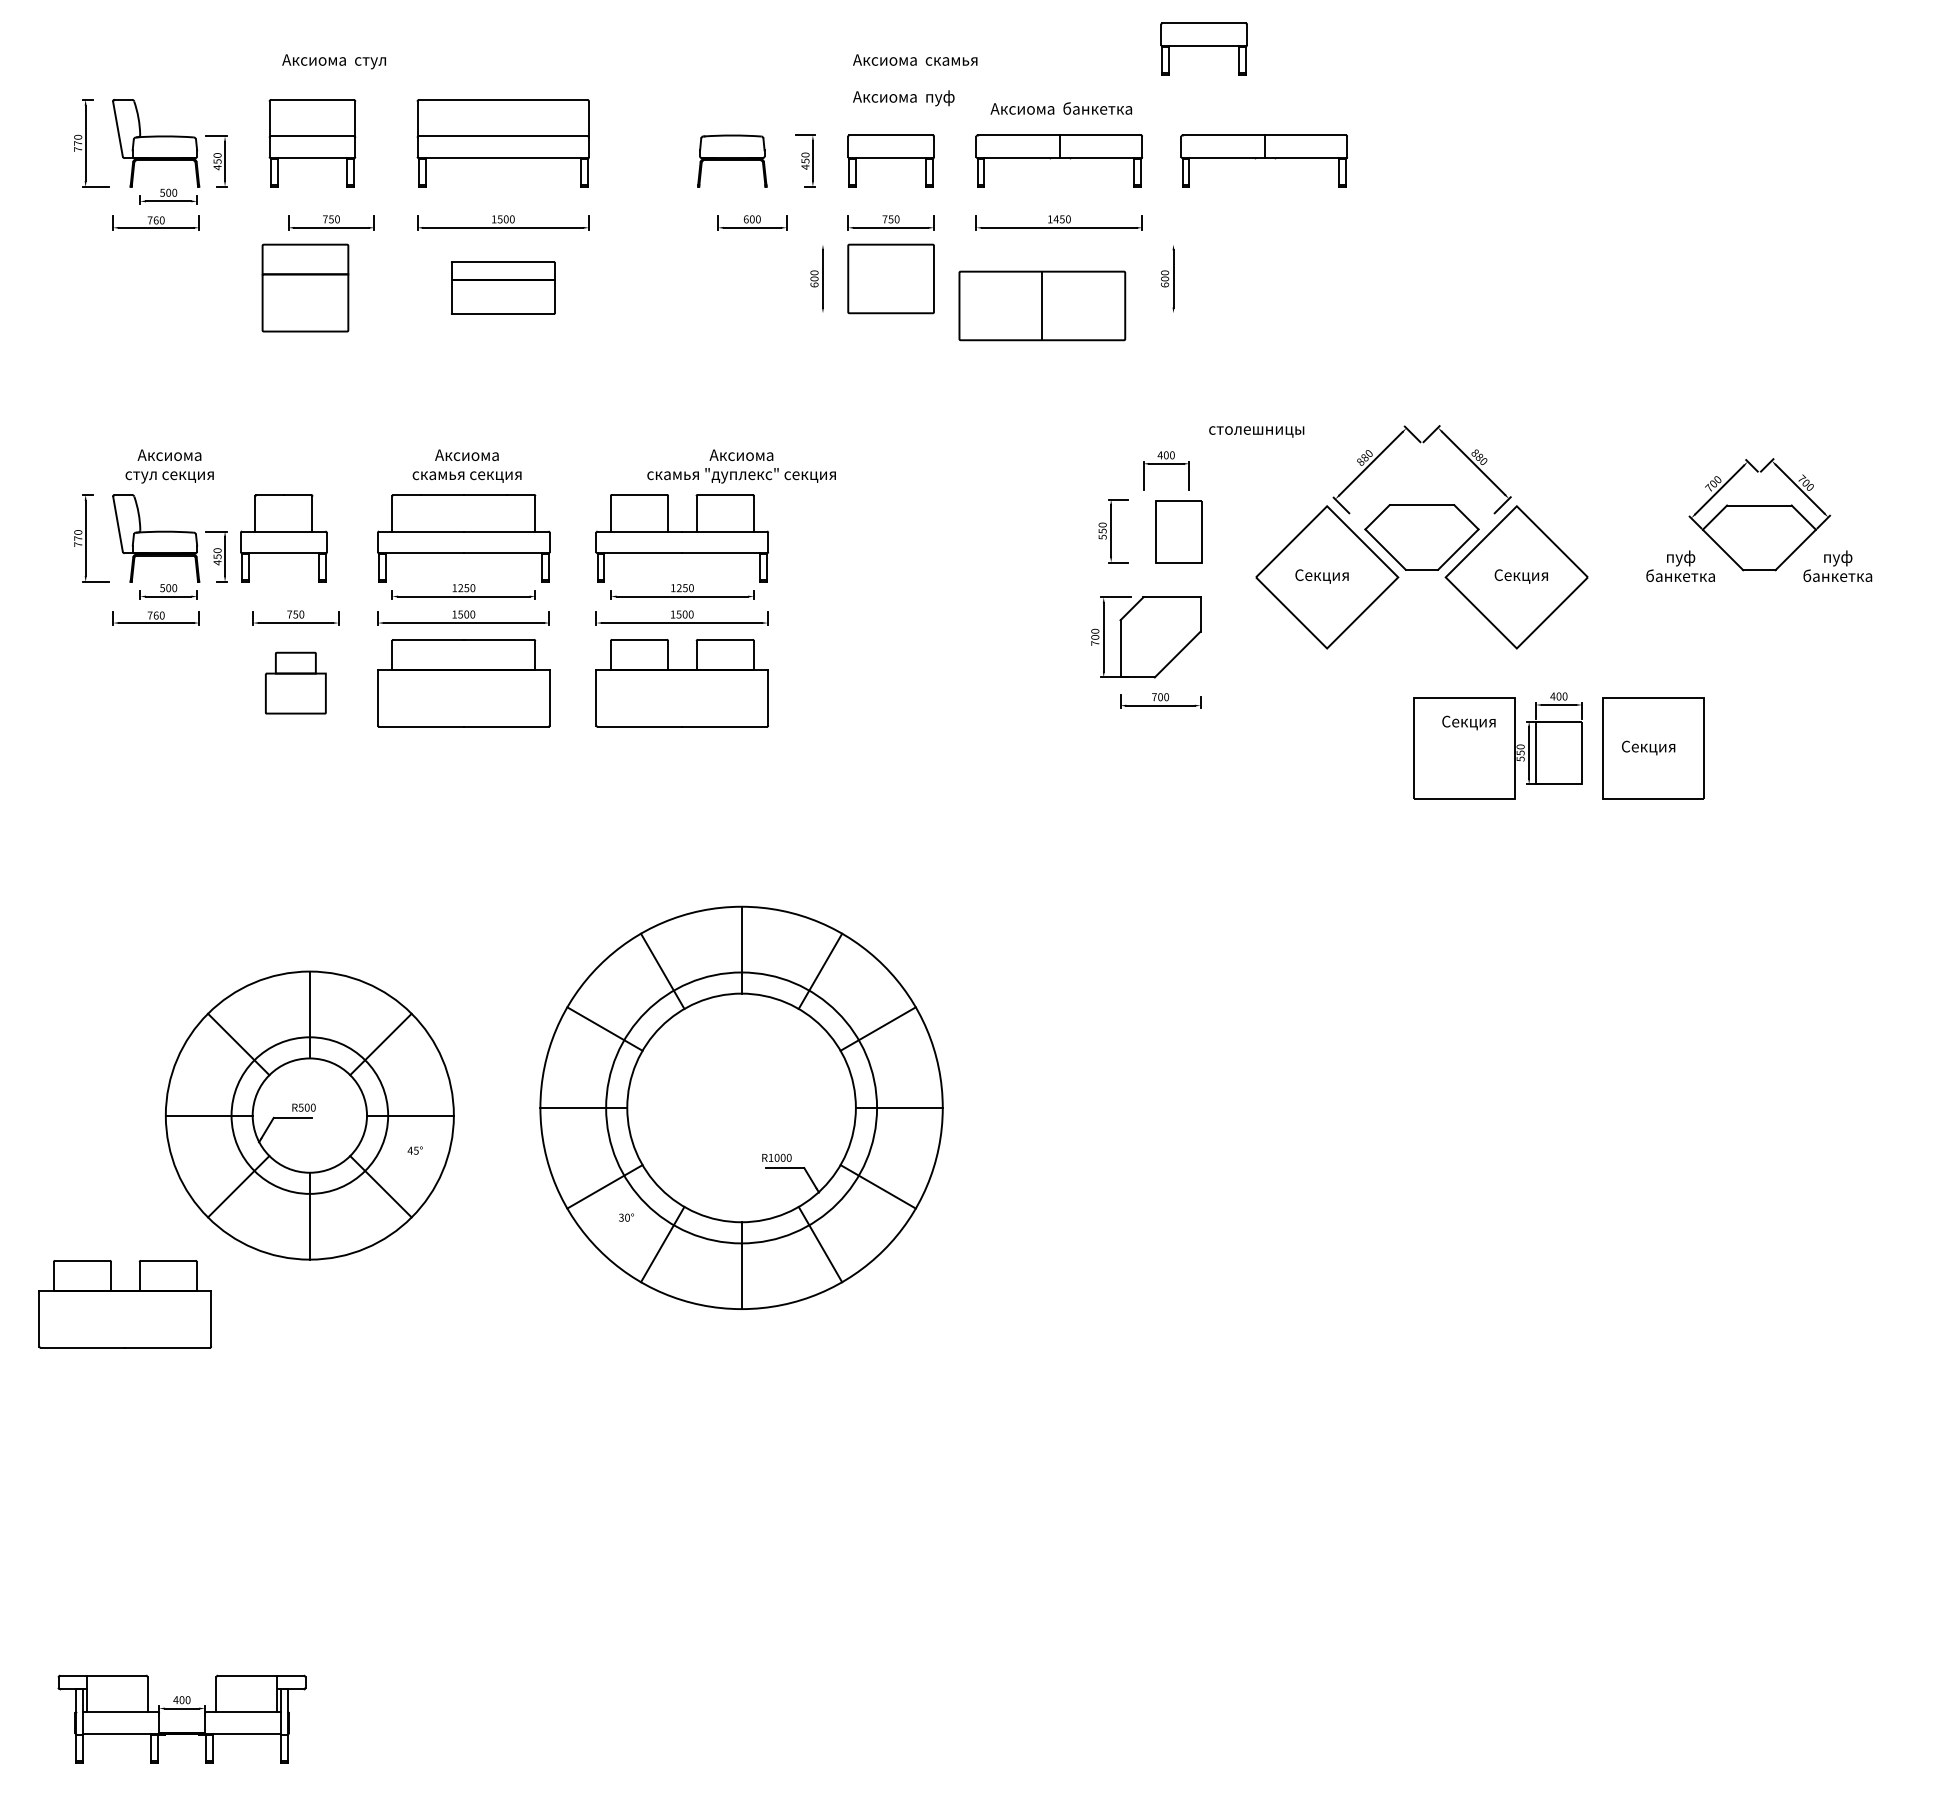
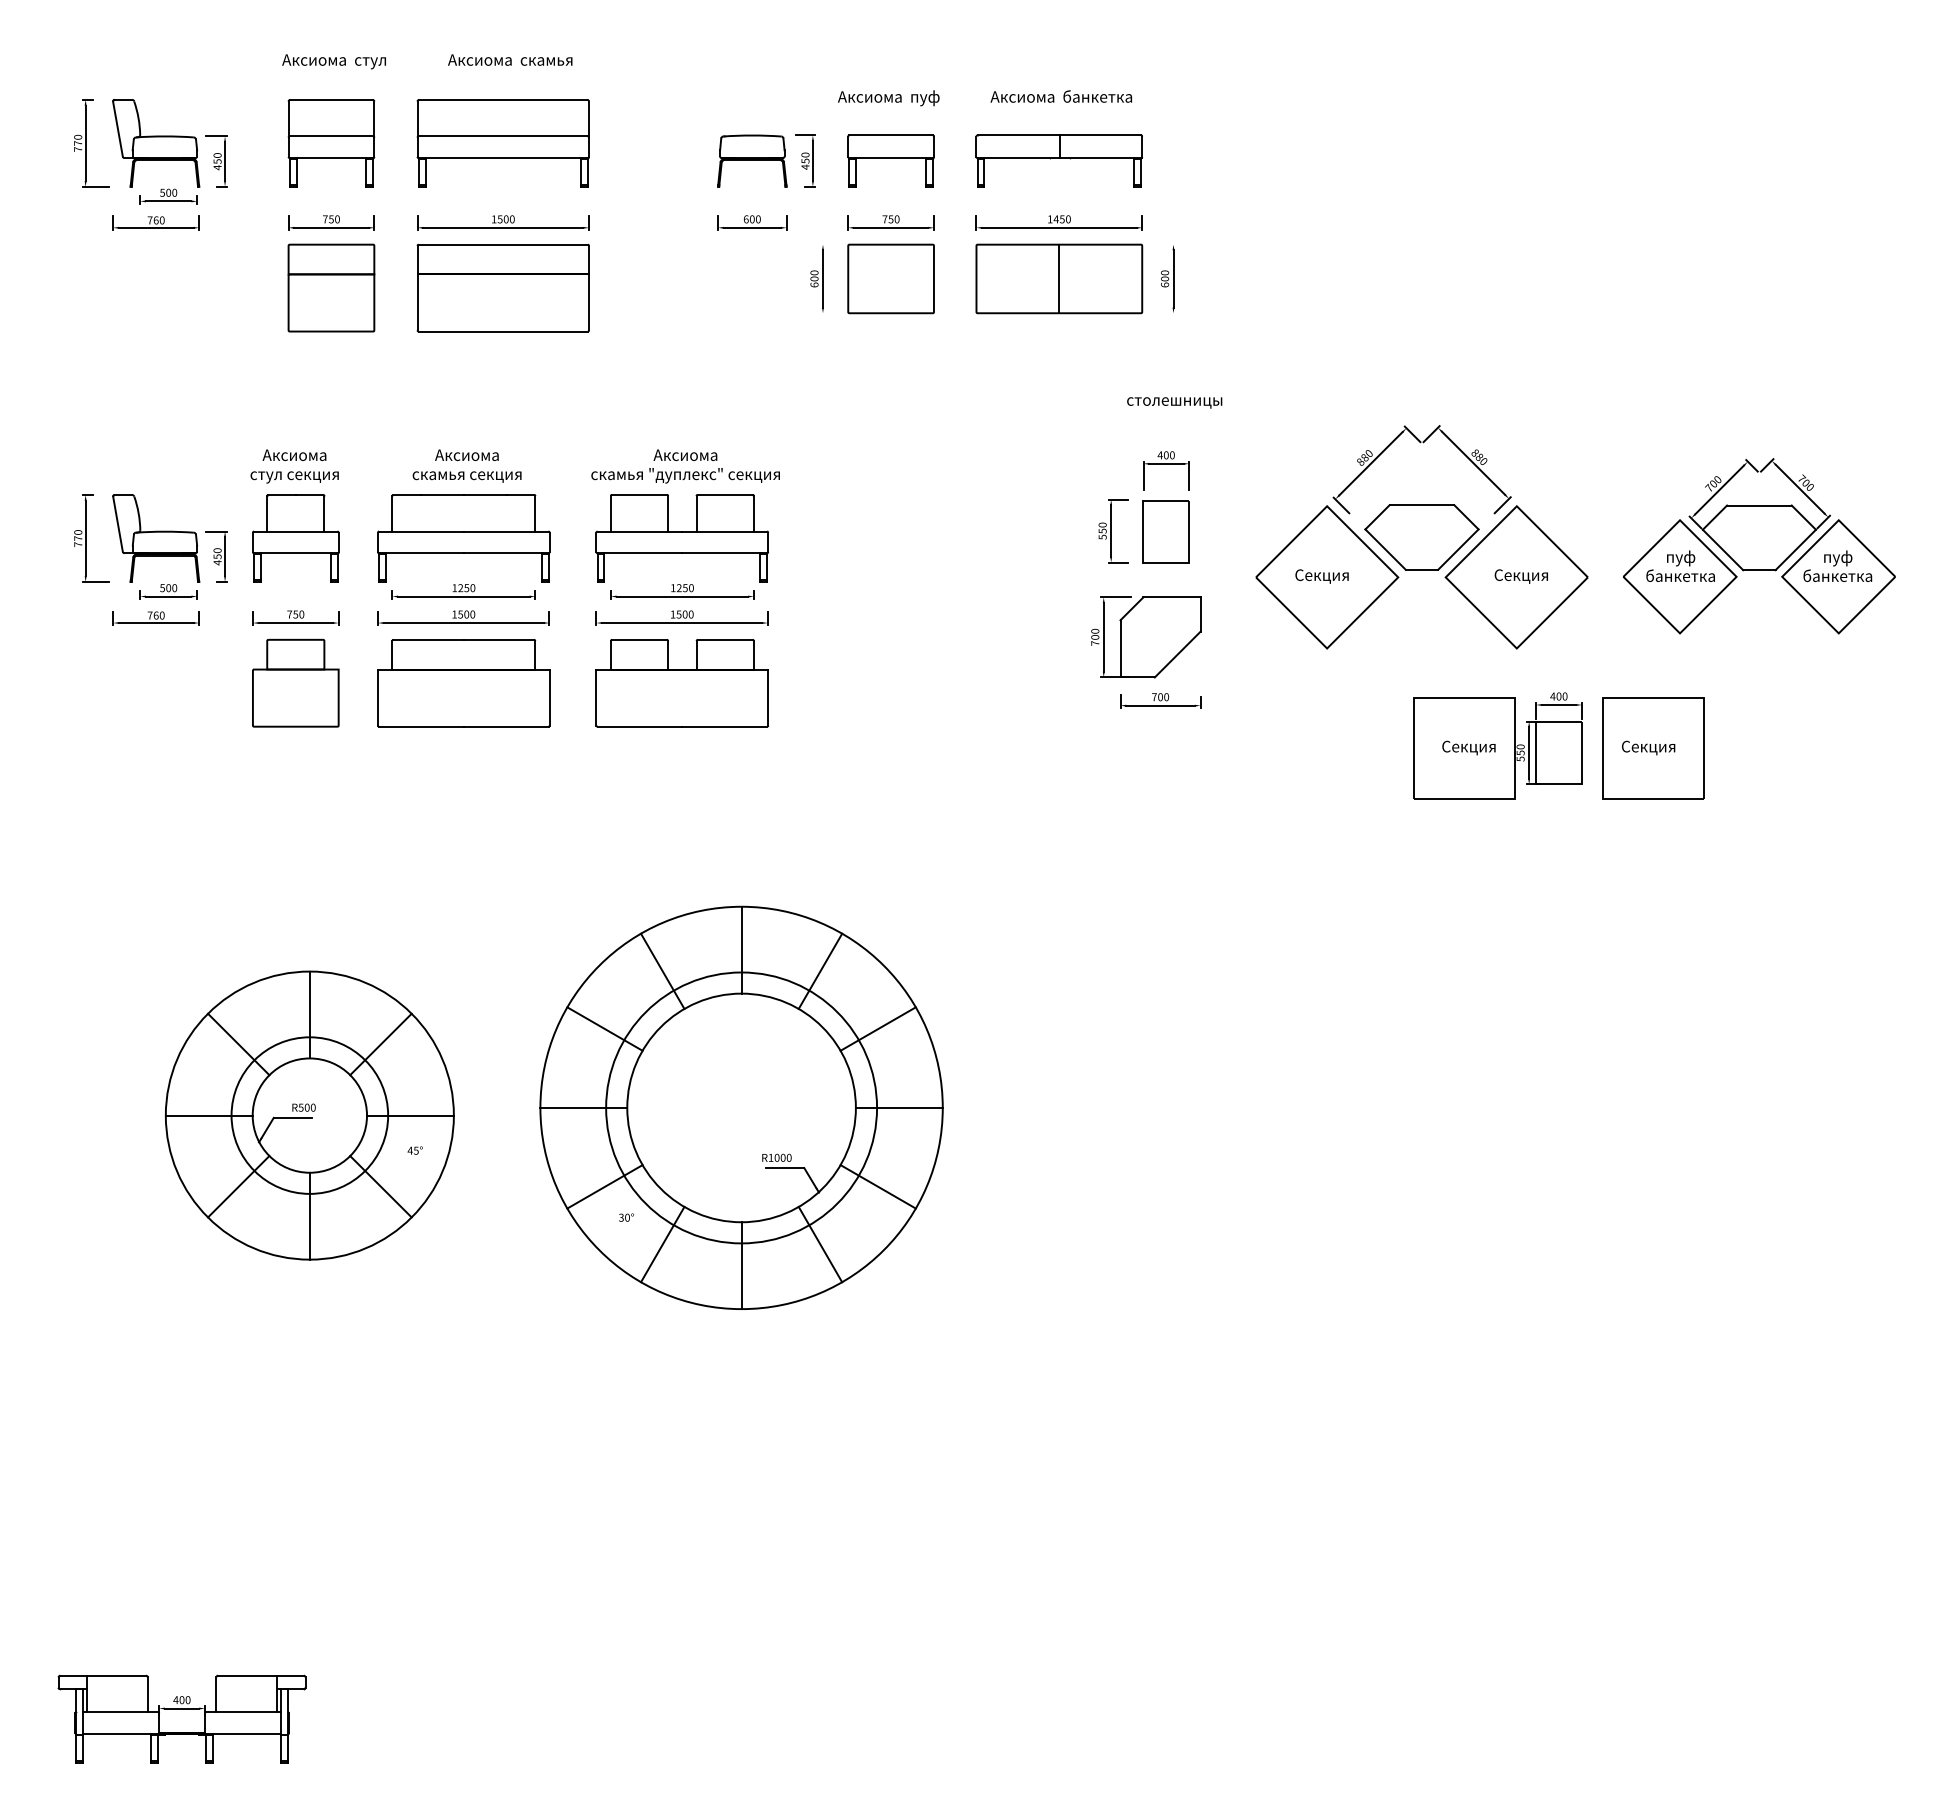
part: present -> none (1203, 48)
text position: (915, 59) -> (510, 59) (510, 59)
text position: (903, 98) -> (888, 98) (888, 98)
text position: (1061, 108) -> (1061, 96) (1061, 96)
part position: (312, 143) -> (331, 143) (331, 143)
part position: (732, 160) -> (752, 160) (752, 160)
part: present -> none (1263, 160)
part position: (305, 287) -> (331, 287) (331, 287)
part size: 105x54 px -> 174x90 px (502, 287)
part position: (1042, 305) -> (1059, 278) (1059, 278)
text position: (1256, 431) -> (1174, 402) (1174, 402)
text position: (169, 466) -> (294, 466) (294, 466)
text position: (741, 466) -> (685, 466) (685, 466)
part position: (1178, 531) -> (1165, 531) (1165, 531)
part position: (283, 538) -> (295, 538) (295, 538)
part: none -> present (1680, 576)
part: none -> present (1838, 576)
part size: 62x64 px -> 88x90 px (295, 682)
text position: (1468, 722) -> (1468, 747) (1468, 747)
part: present -> none (124, 1304)
